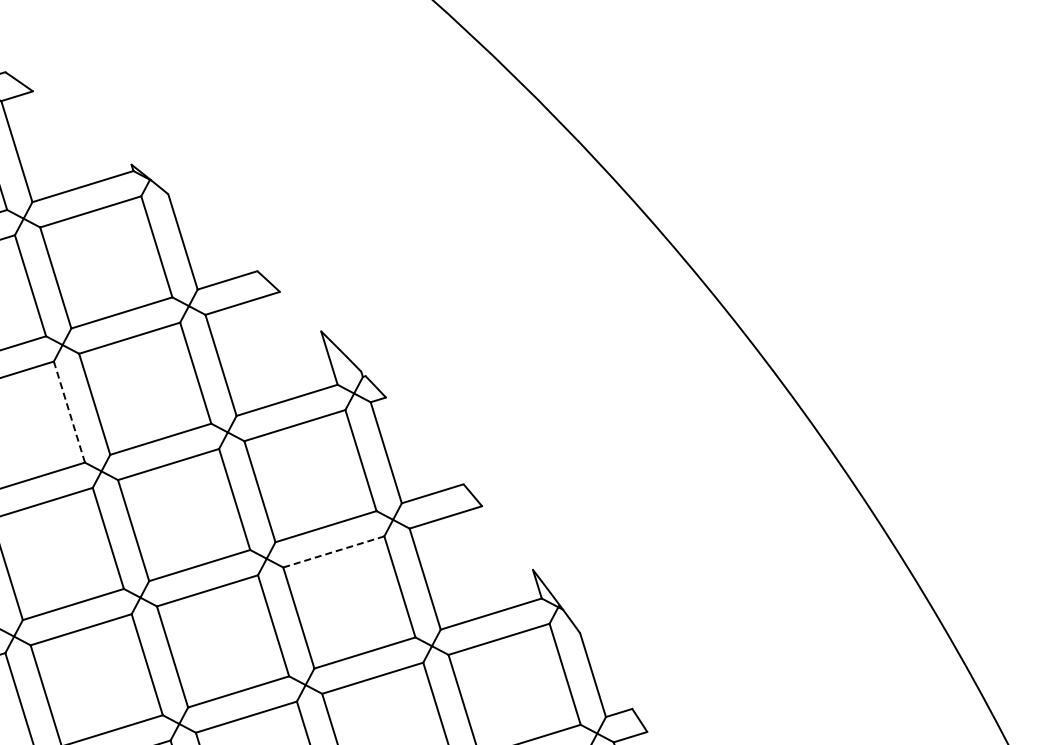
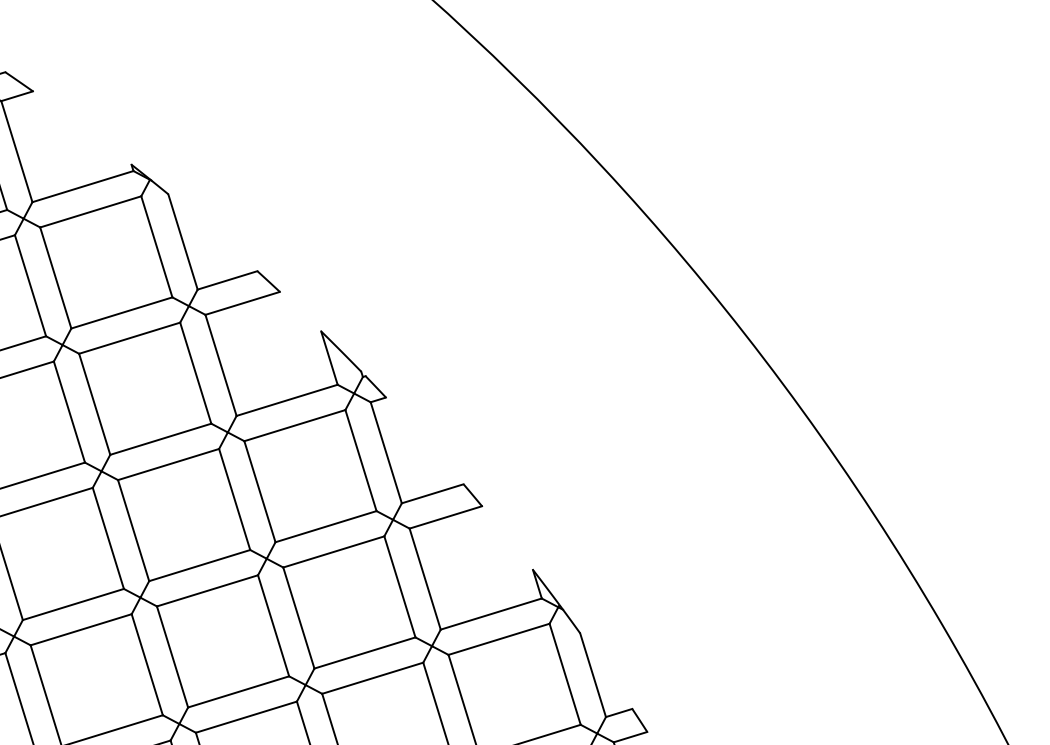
line: dashed -> solid (69, 412)
line: dashed -> solid (333, 551)
